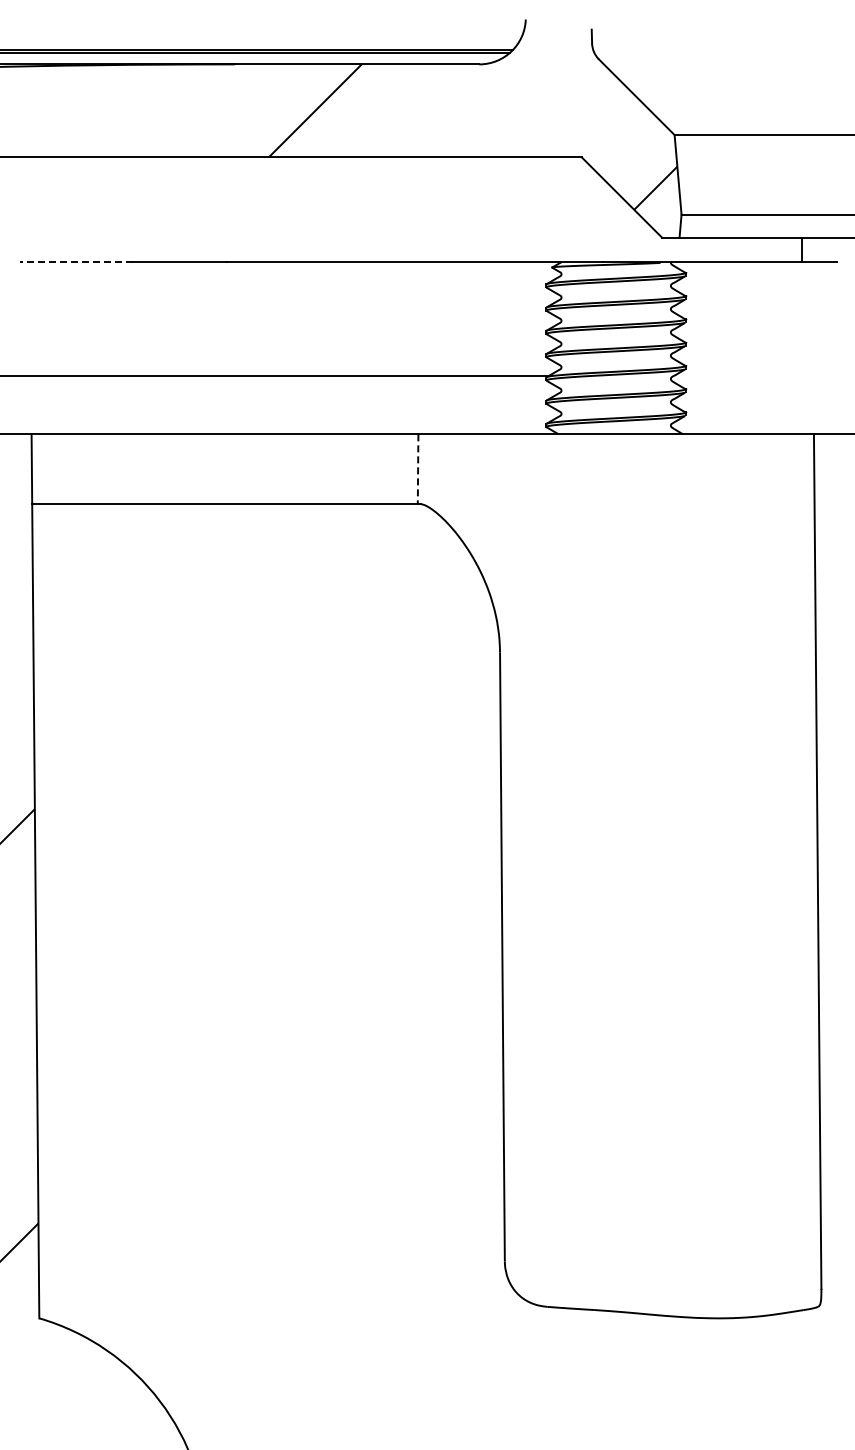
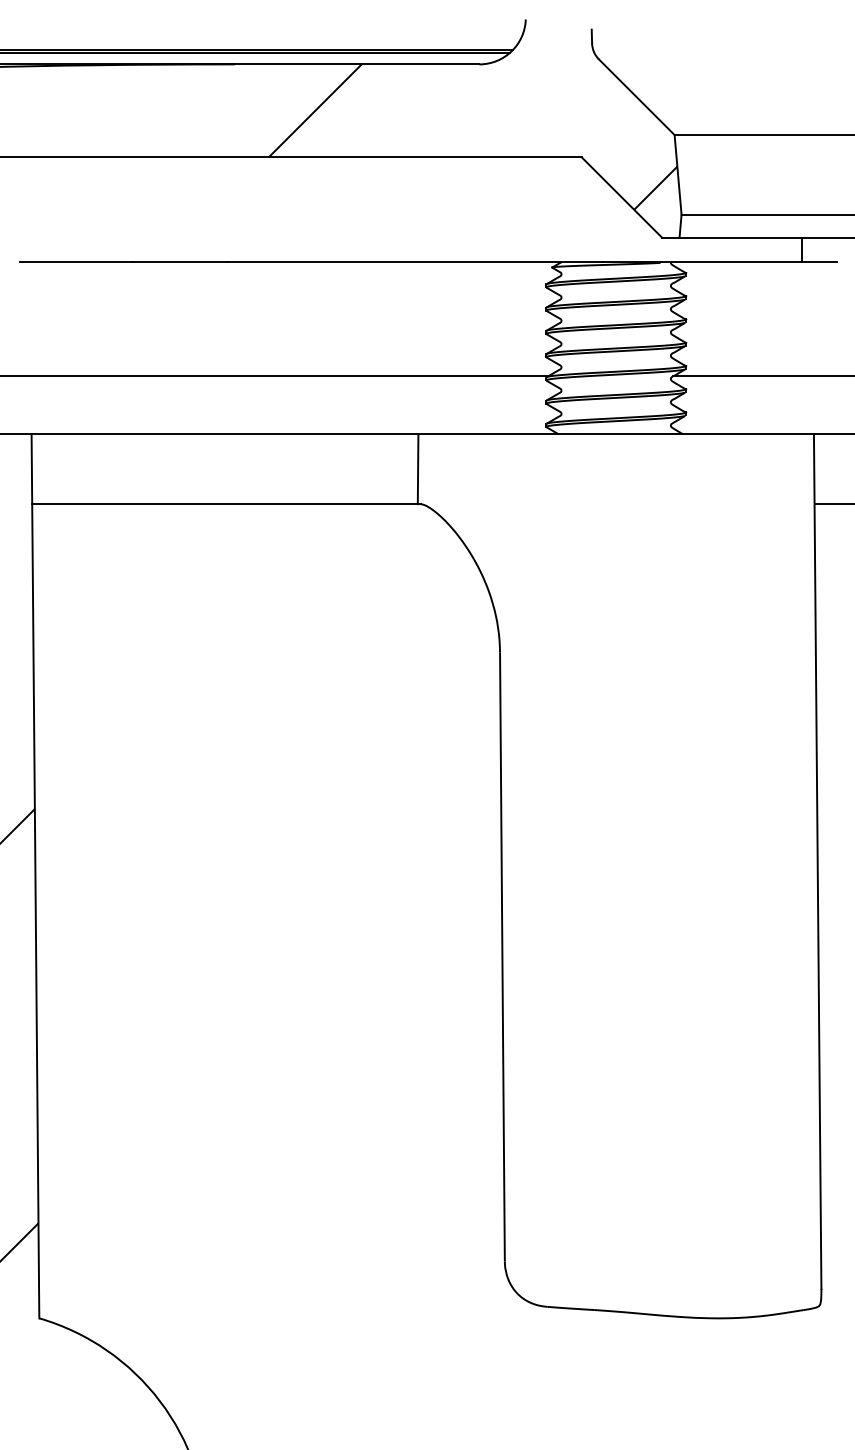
line: dashed -> solid (76, 262)
line: none -> present (762, 376)
line: dashed -> solid (418, 469)
line: none -> present (832, 504)
